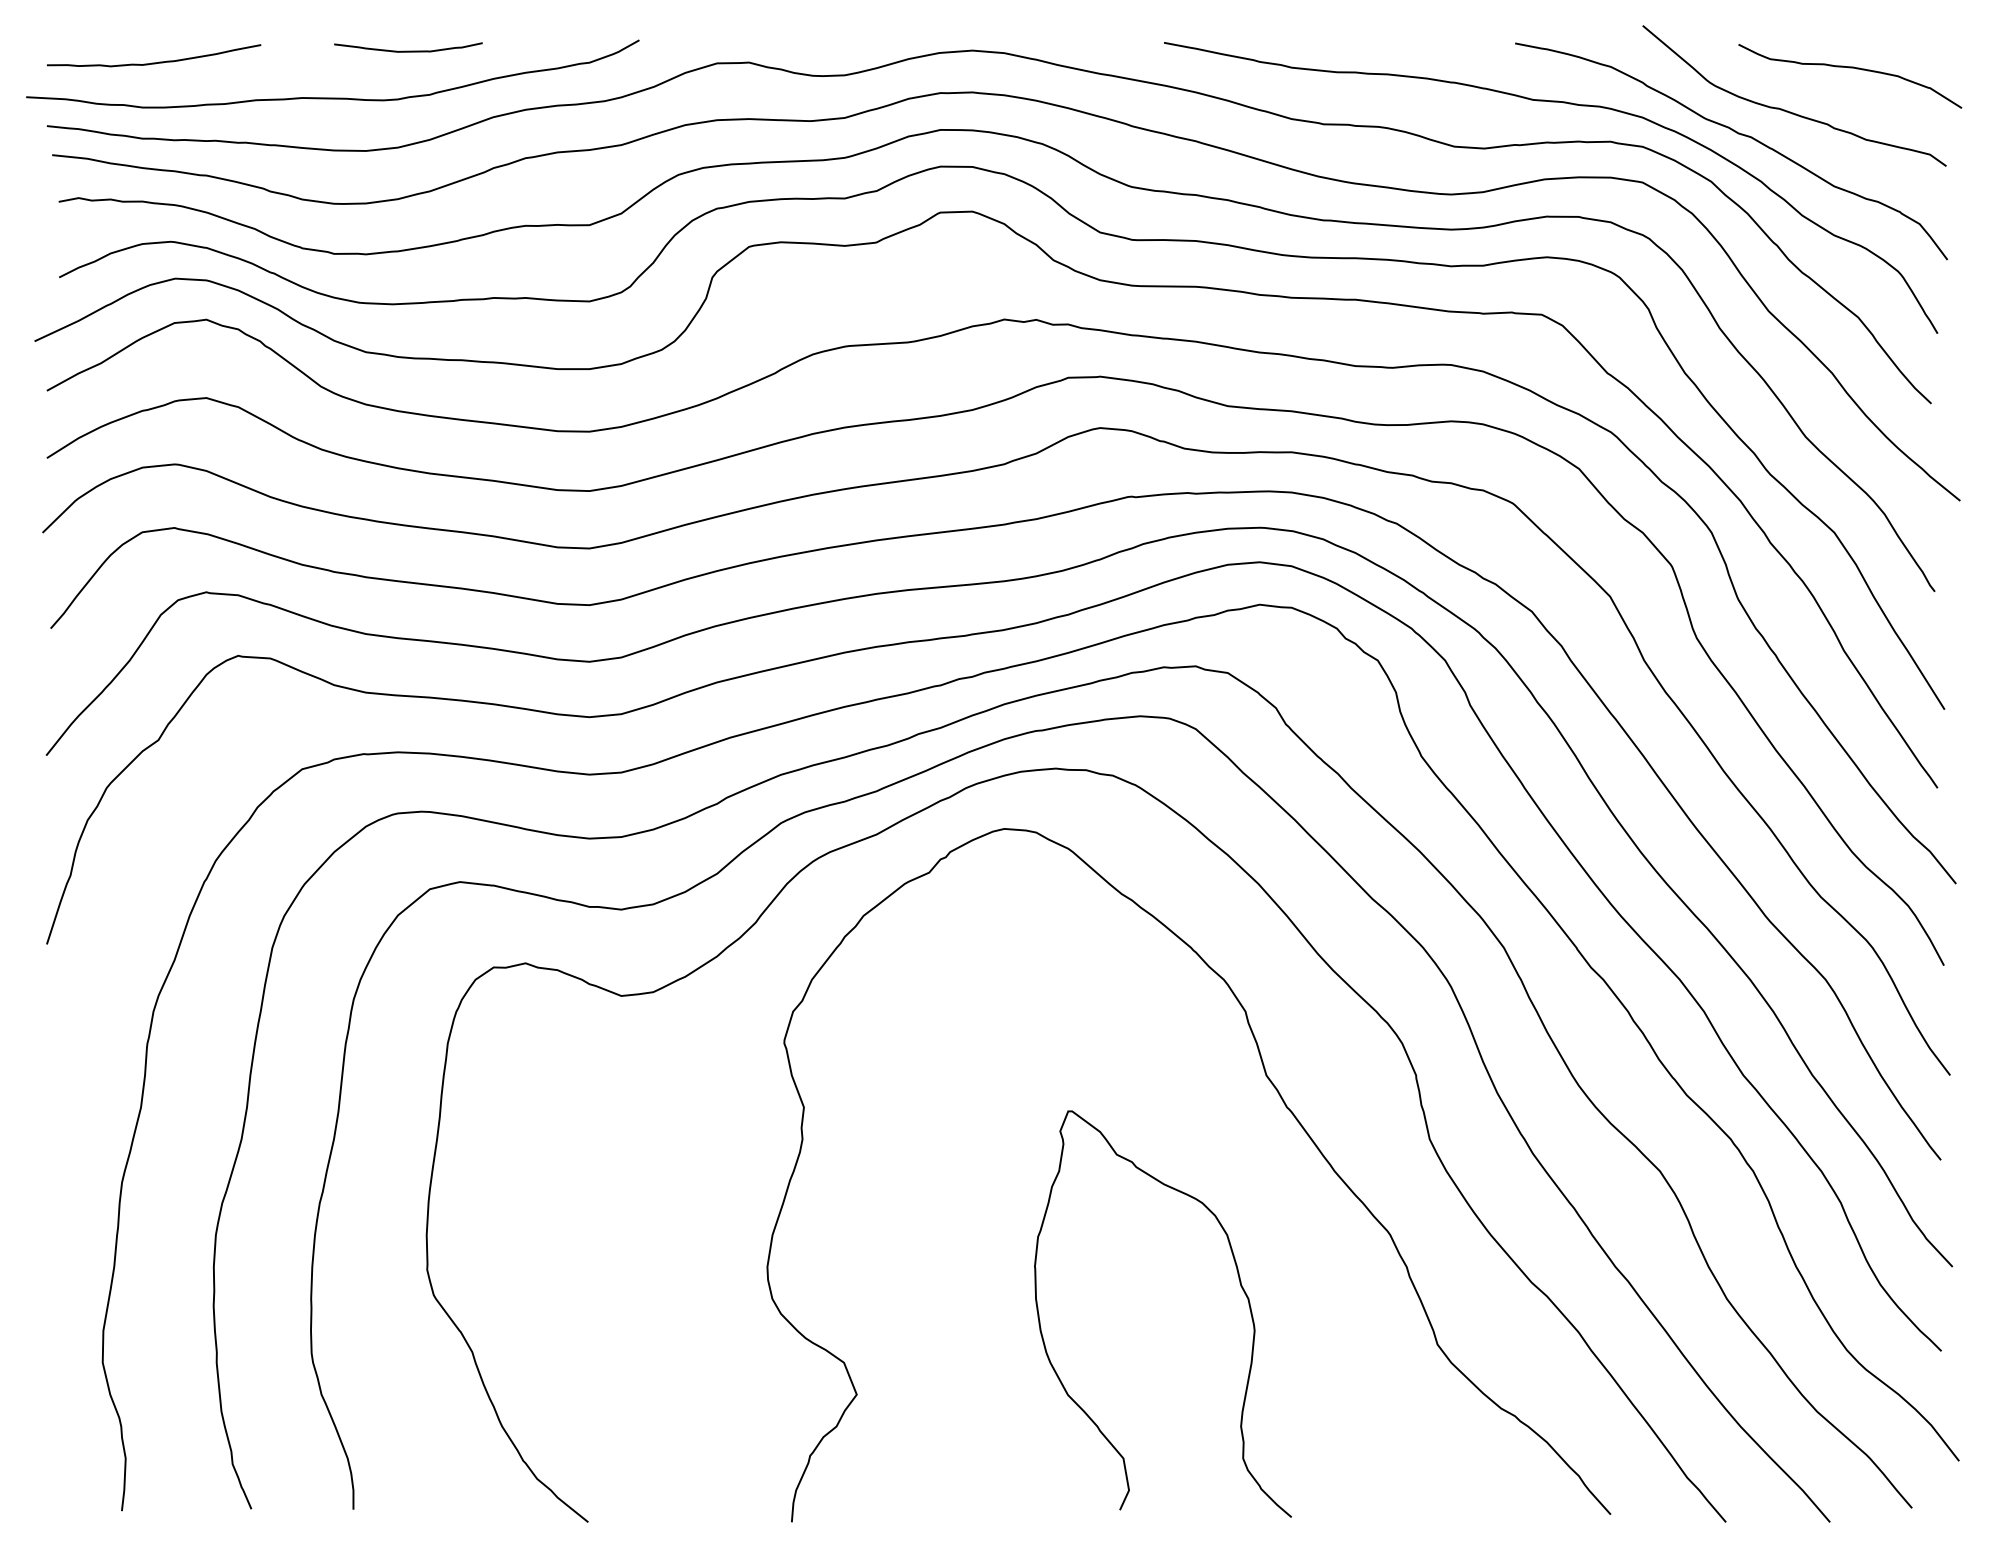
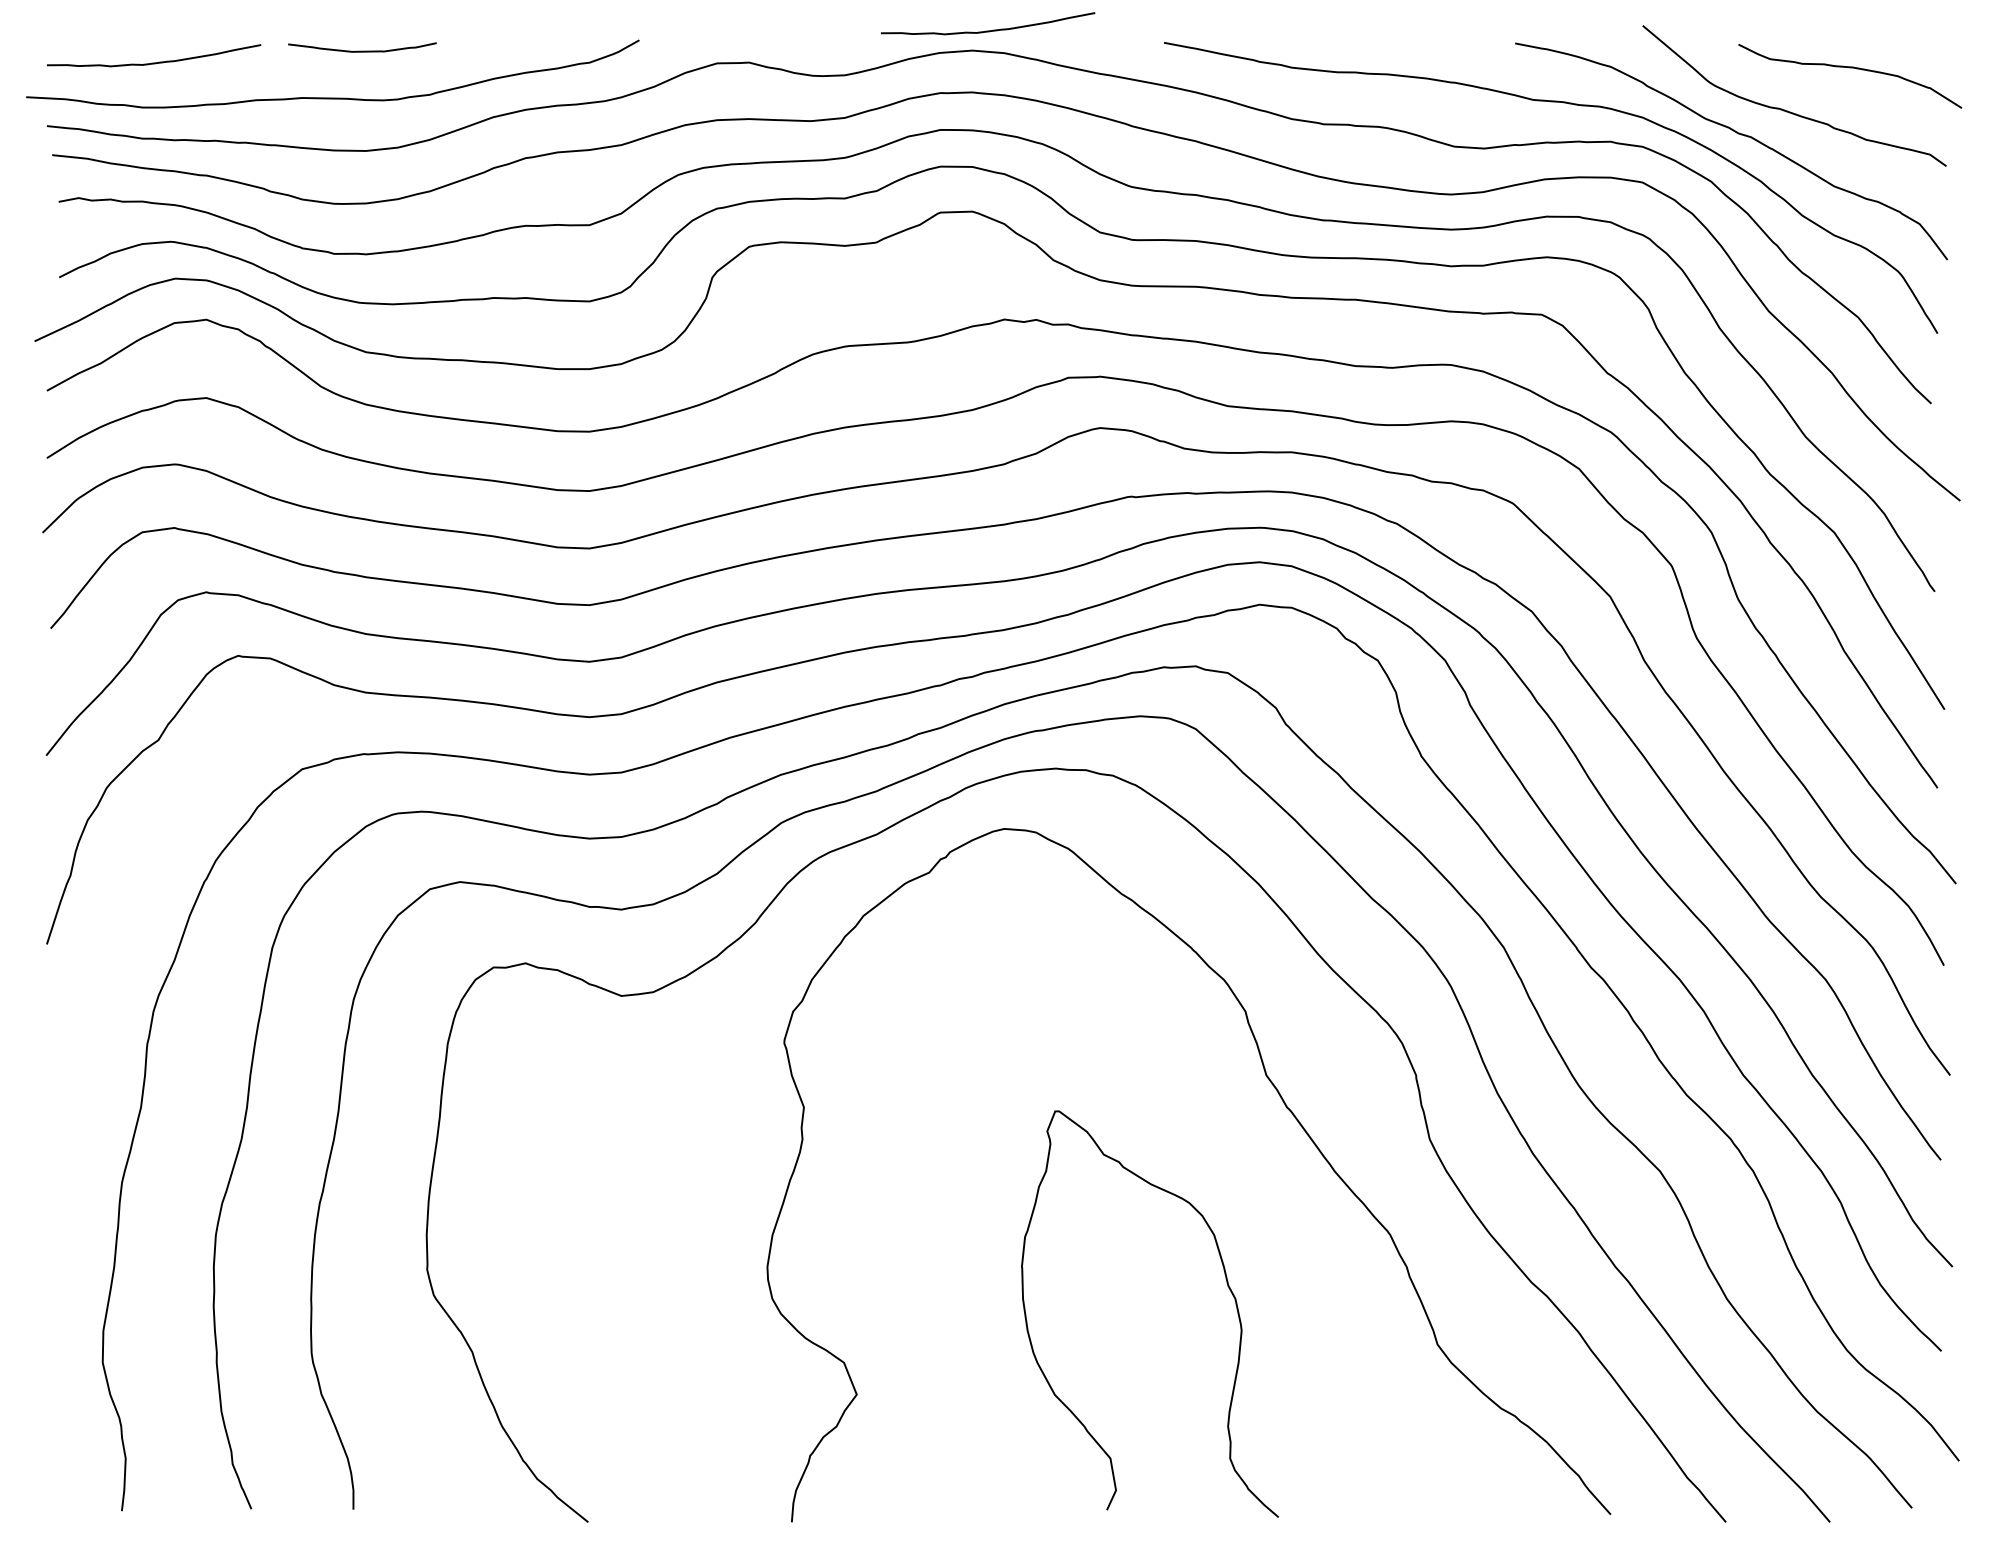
curve: none -> present (988, 30)
curve position: (408, 50) -> (362, 50) (362, 50)
curve position: (1240, 1286) -> (1227, 1286) (1227, 1286)
